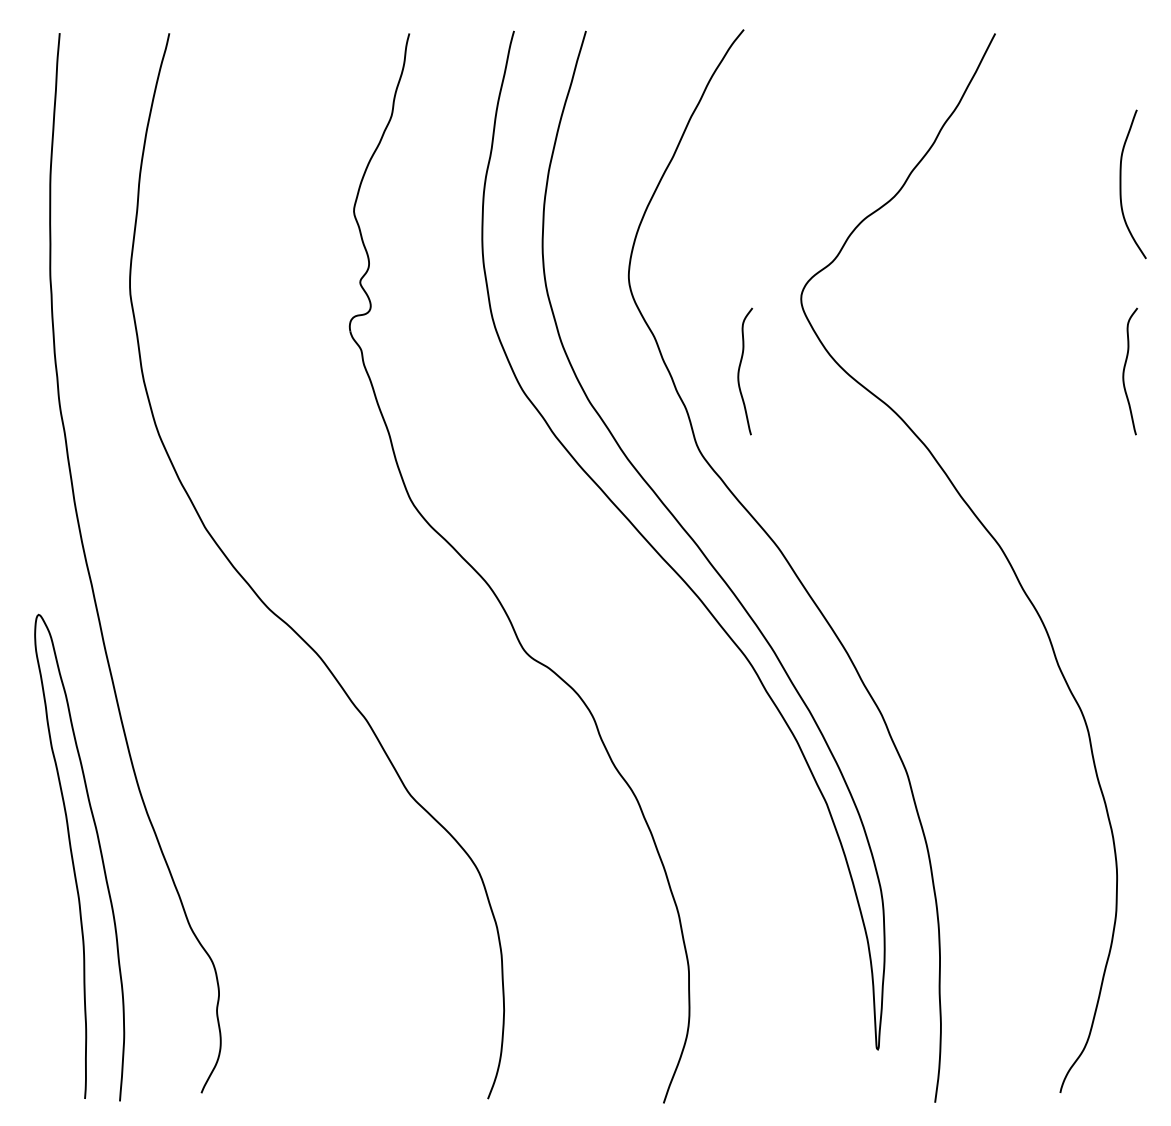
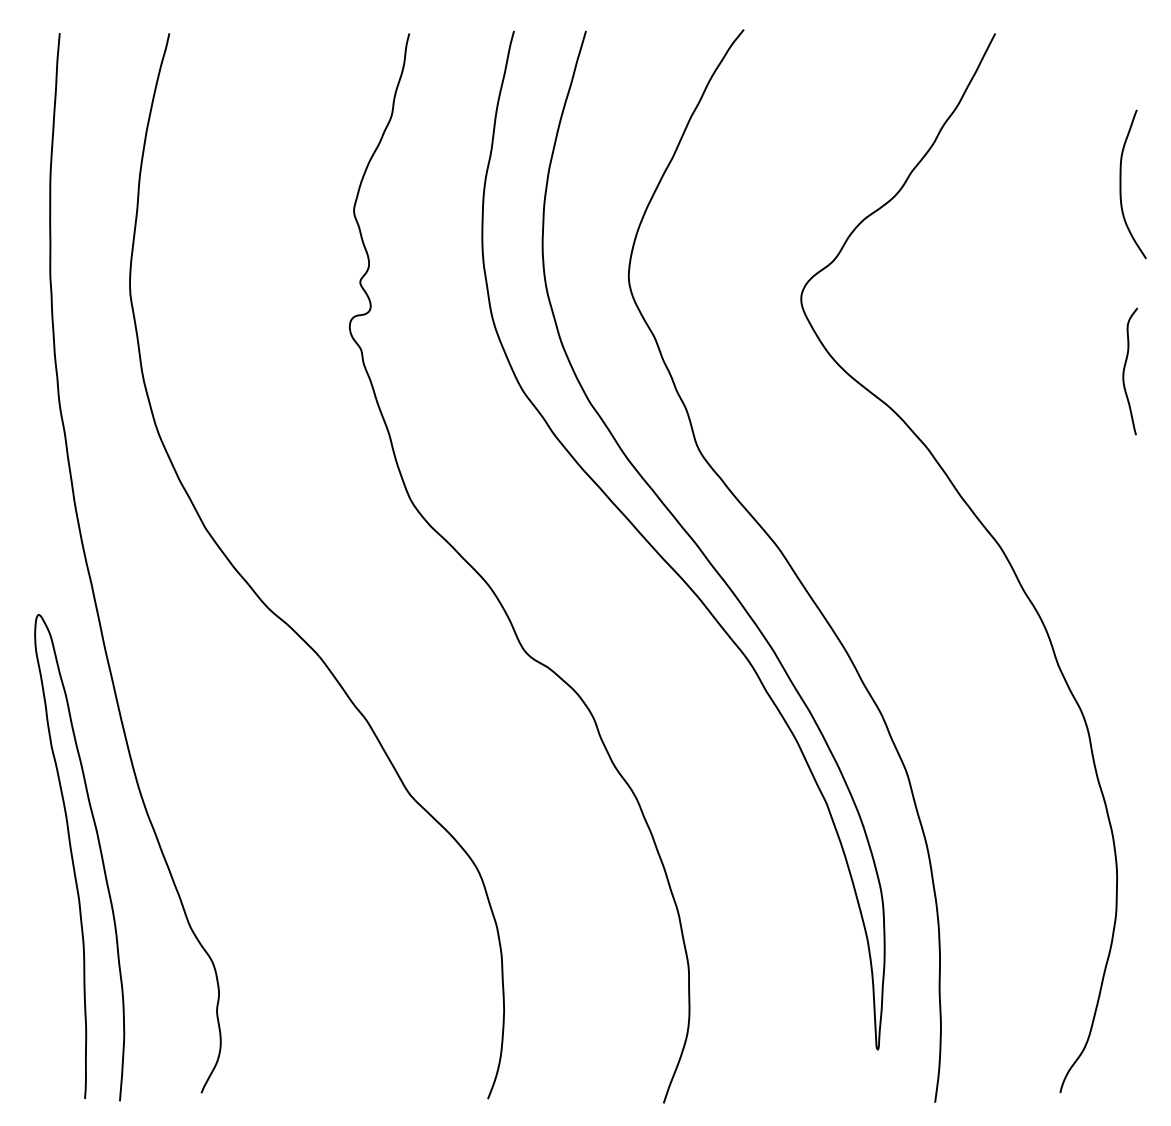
curve: present -> none (740, 368)
